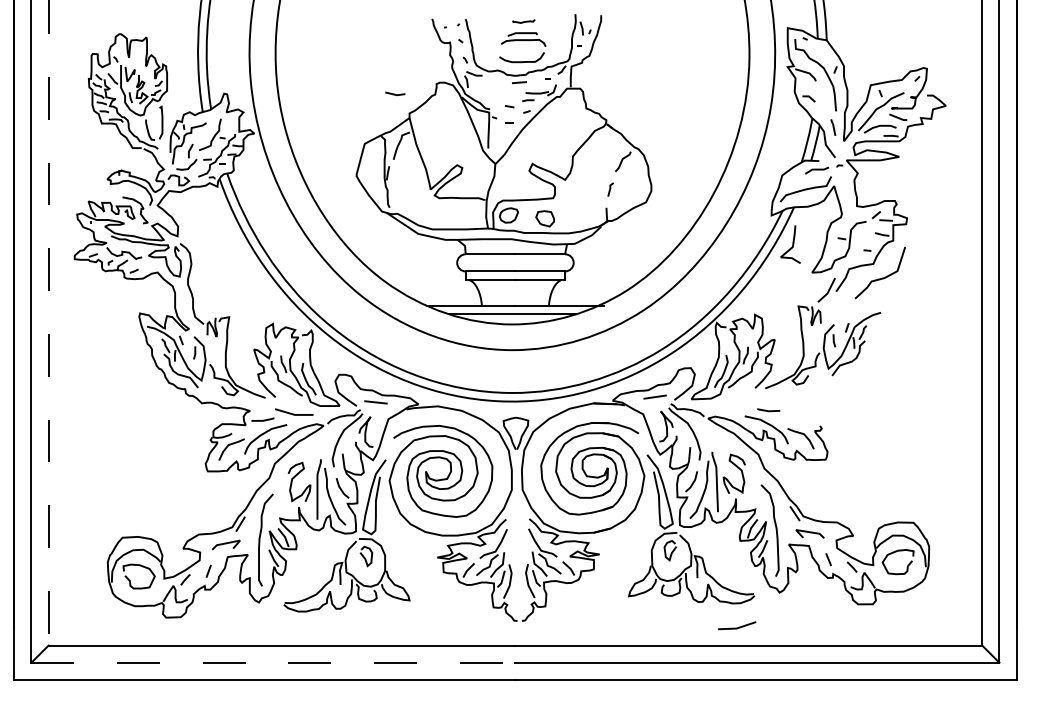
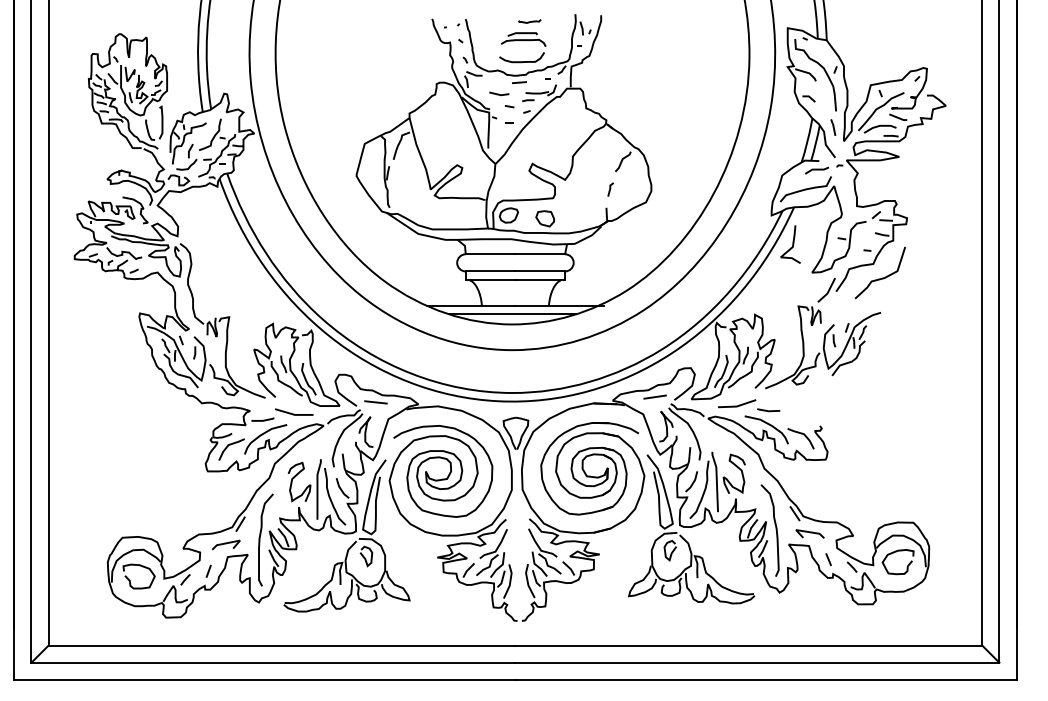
curve position: (523, 21) -> (529, 21) (529, 21)
line position: (395, 93) -> (499, 93) (499, 93)
line: dashed -> solid (48, 322)
line position: (737, 627) -> (737, 405) (737, 405)
line: dashed -> solid (273, 662)
